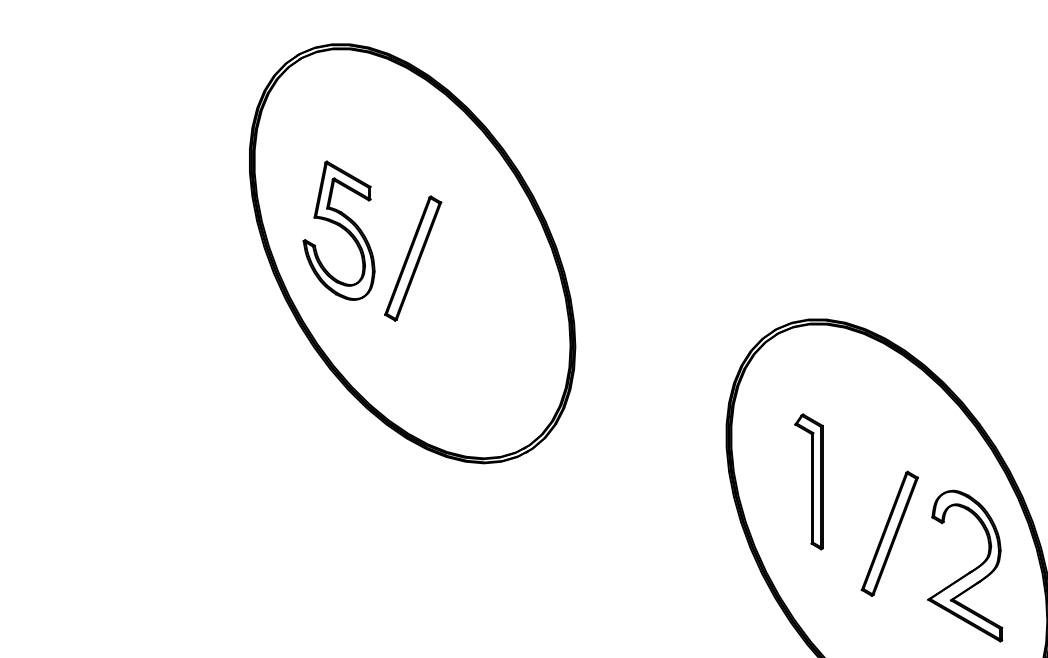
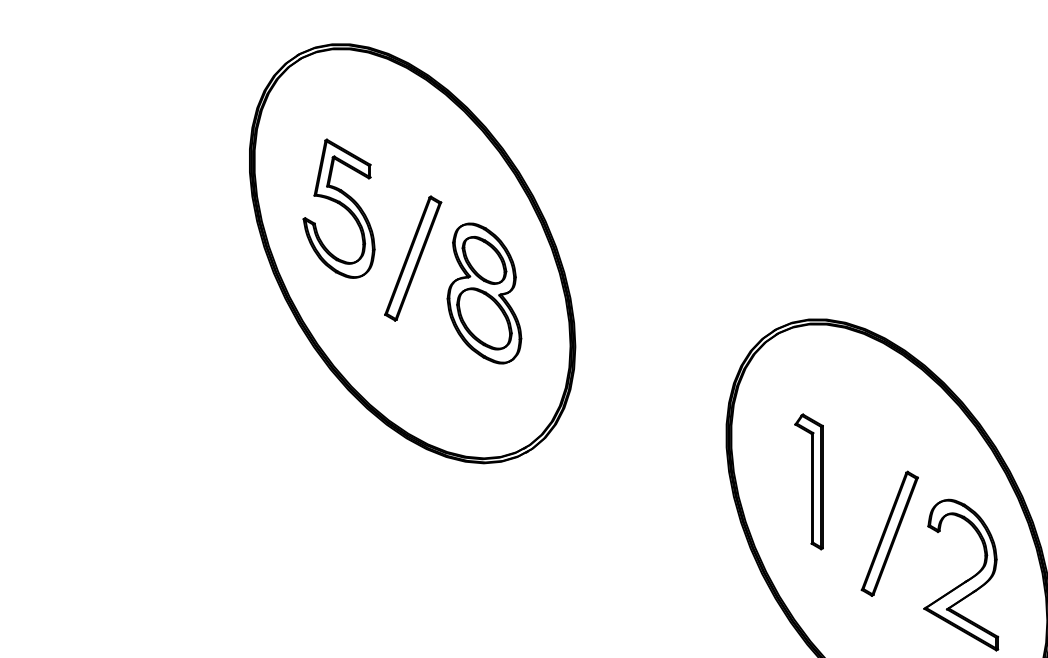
part position: (338, 230) -> (338, 208) (338, 208)
part: none -> present (484, 293)
part position: (969, 571) -> (965, 580) (965, 580)
